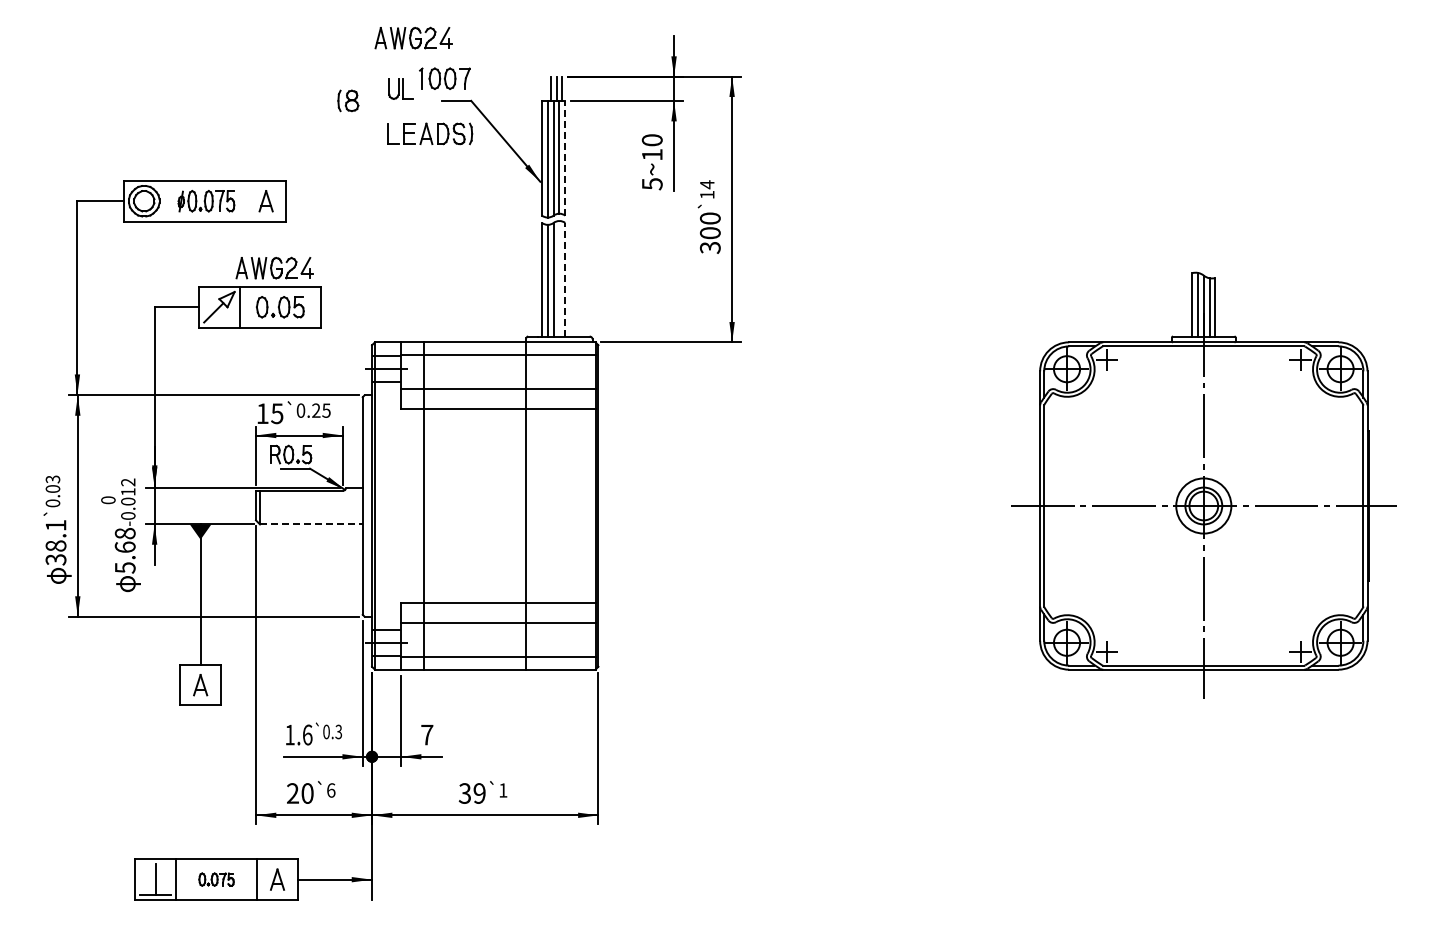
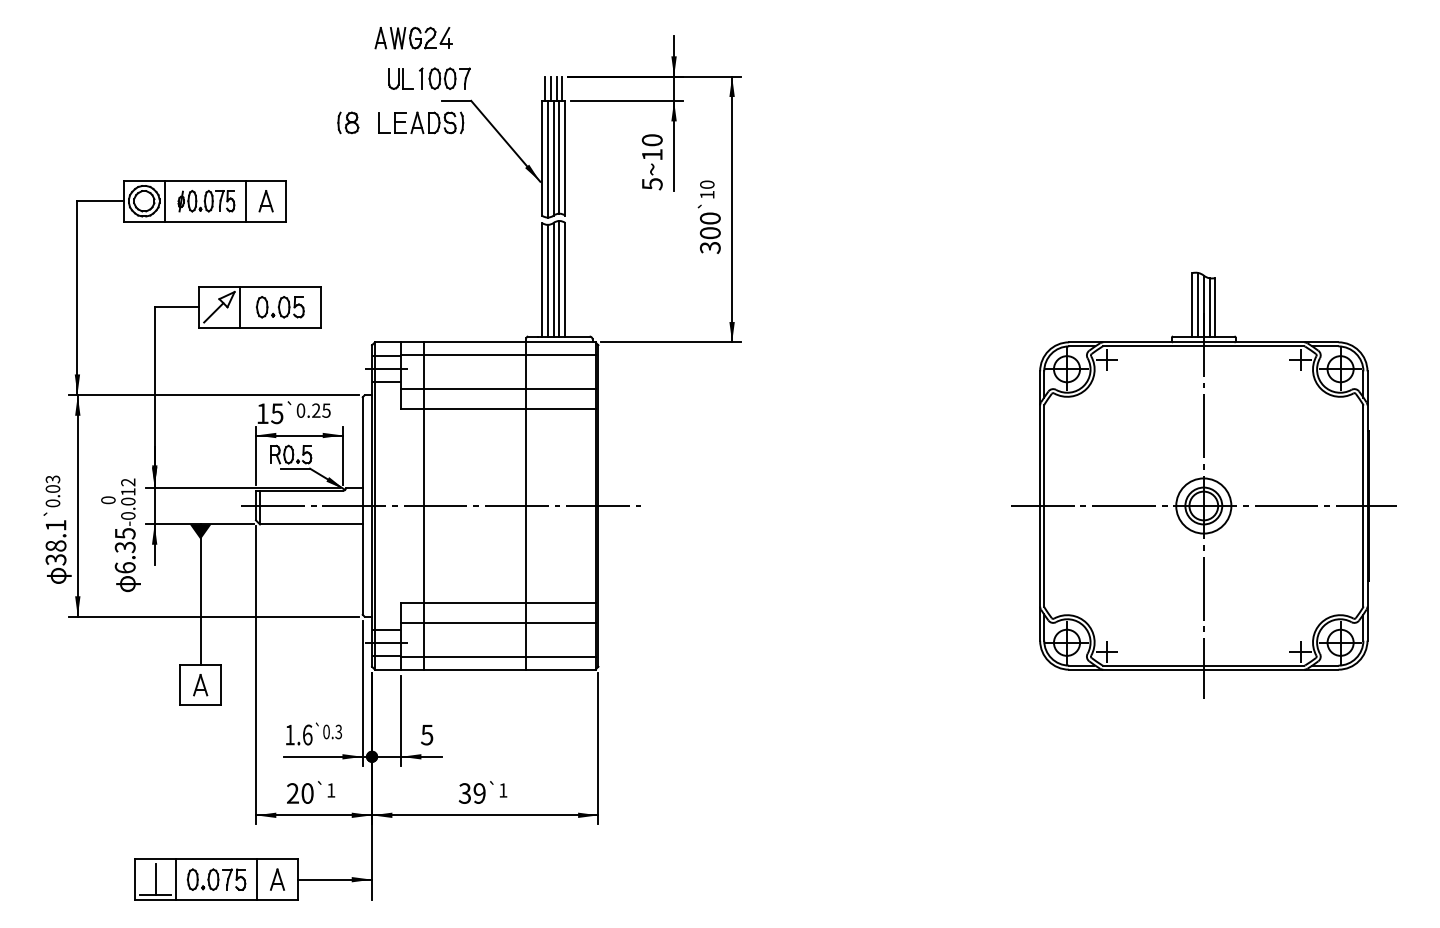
part position: (400, 88) -> (400, 78) (400, 78)
line: none -> present (544, 88)
part position: (348, 100) -> (348, 122) (348, 122)
part position: (430, 133) -> (421, 122) (421, 122)
line: dashed -> solid (565, 157)
text: 14 -> 10 (707, 184)
line: none -> present (164, 200)
line: none -> present (245, 200)
part: present -> none (274, 267)
line: none -> present (559, 278)
line: dashed -> solid (565, 279)
line: none -> present (441, 506)
line: dashed -> solid (311, 524)
text: 5.68 -> 6.35 (124, 550)
text: 7 -> 5 (427, 734)
text: 6 -> 1 (331, 790)
part size: 37x15 px -> 61x23 px (216, 879)
